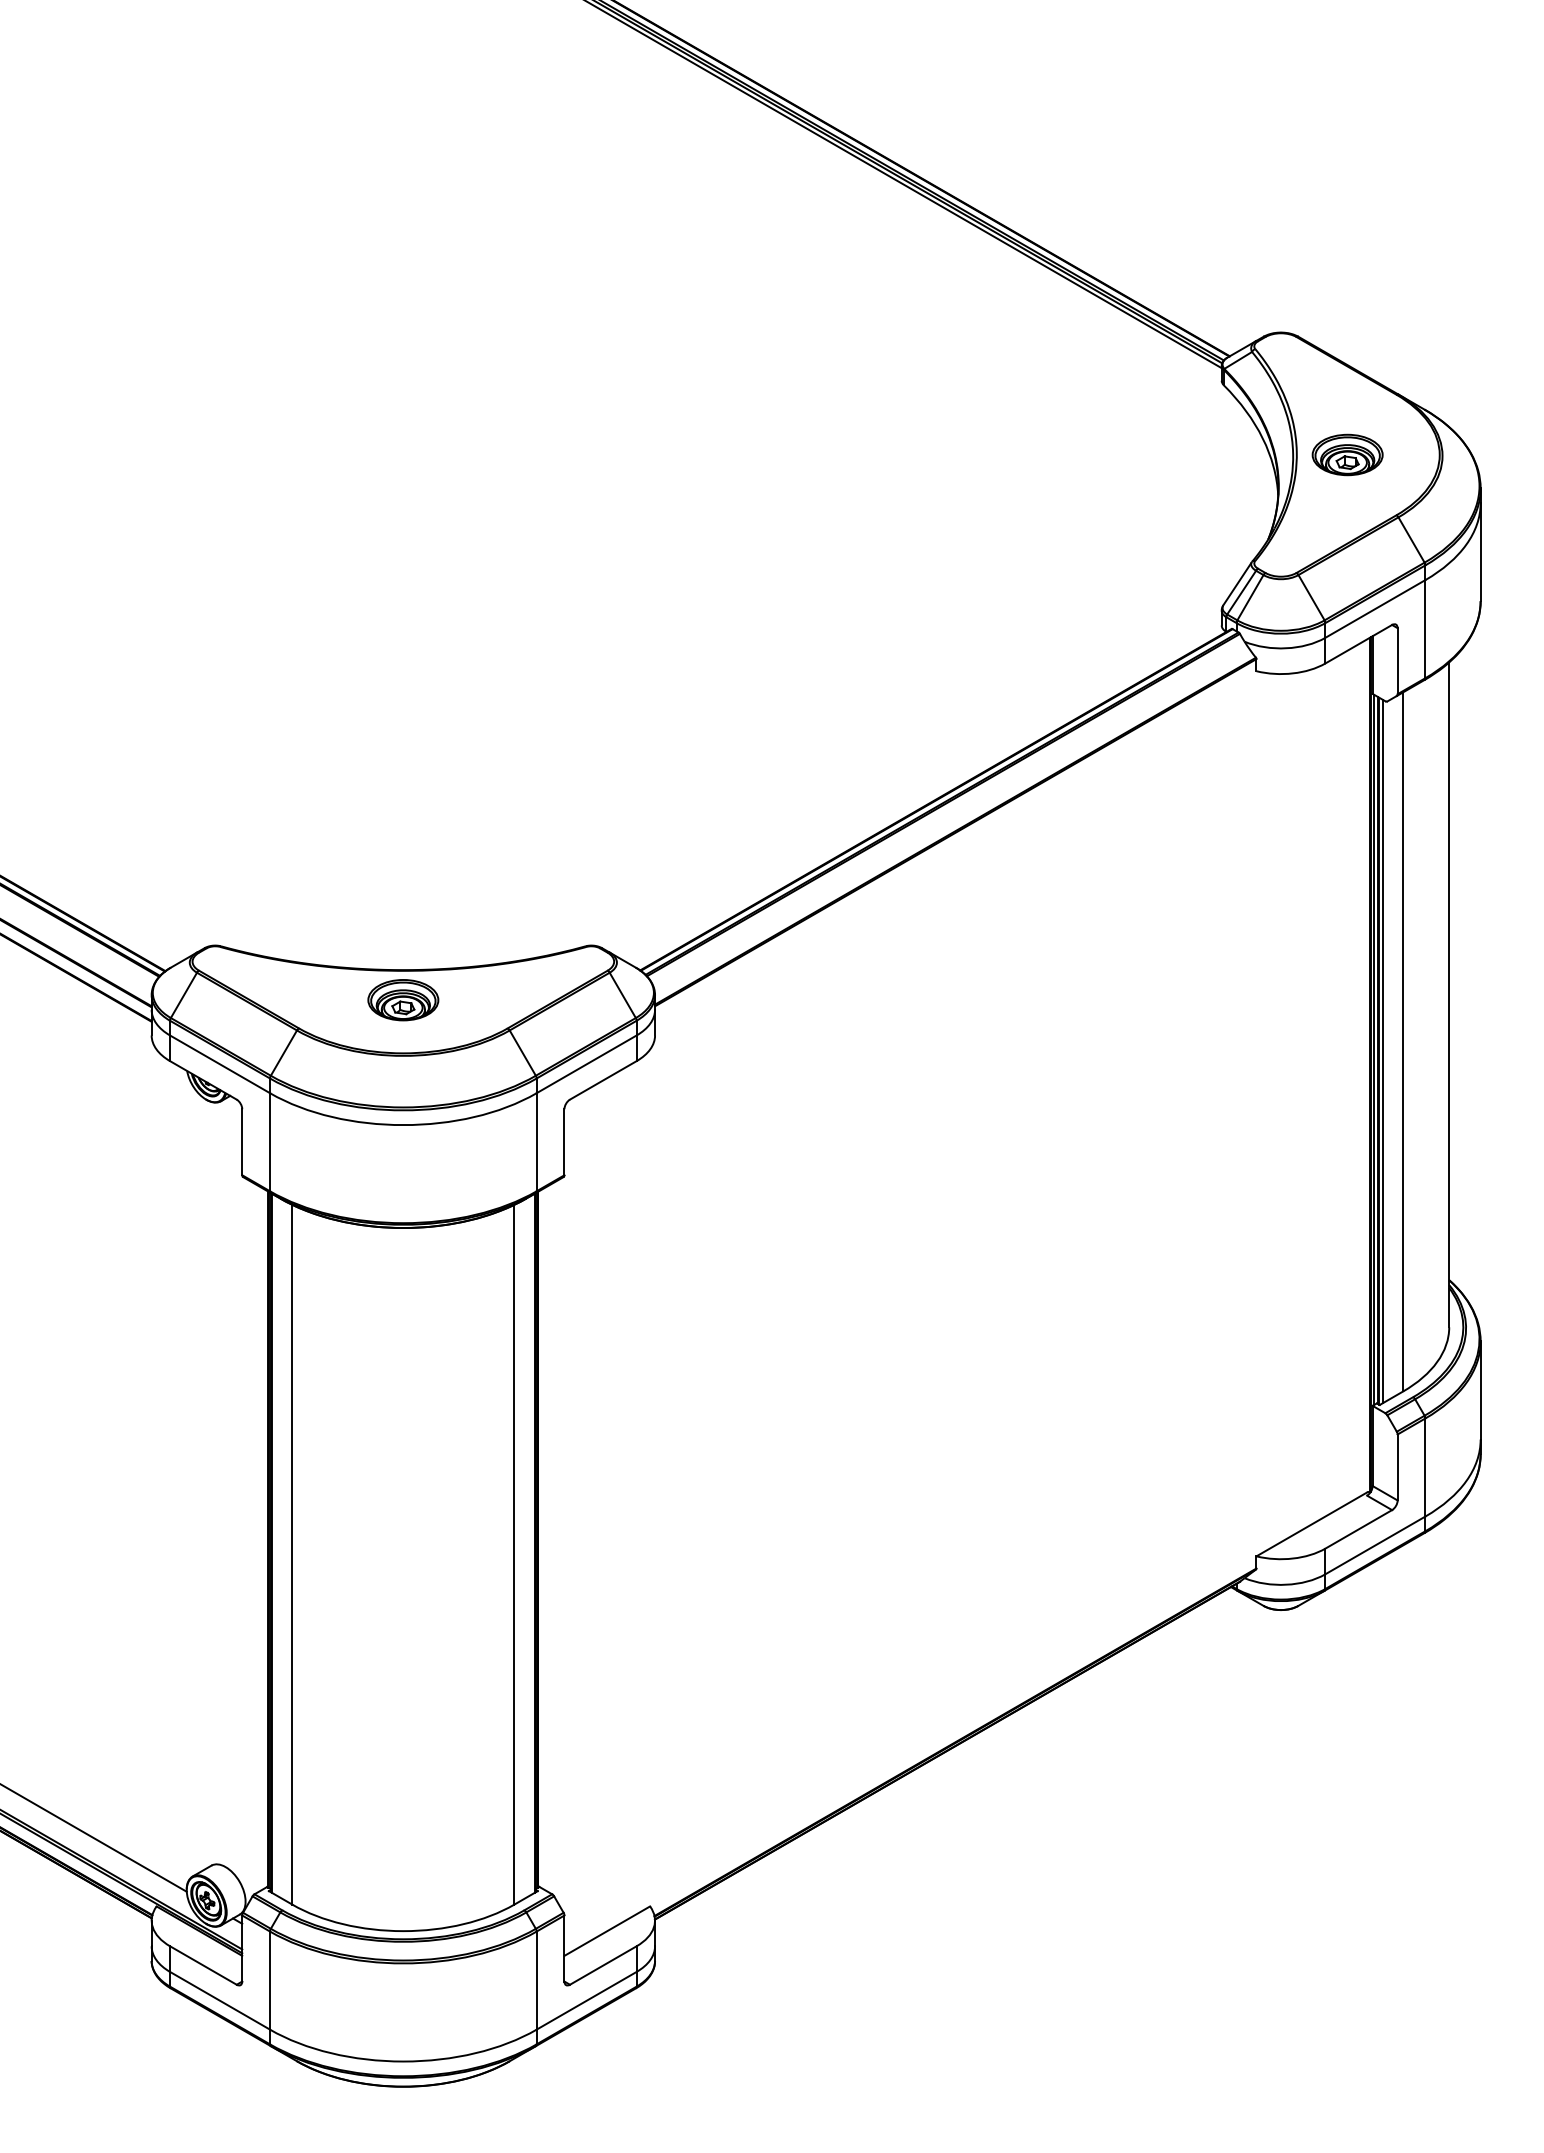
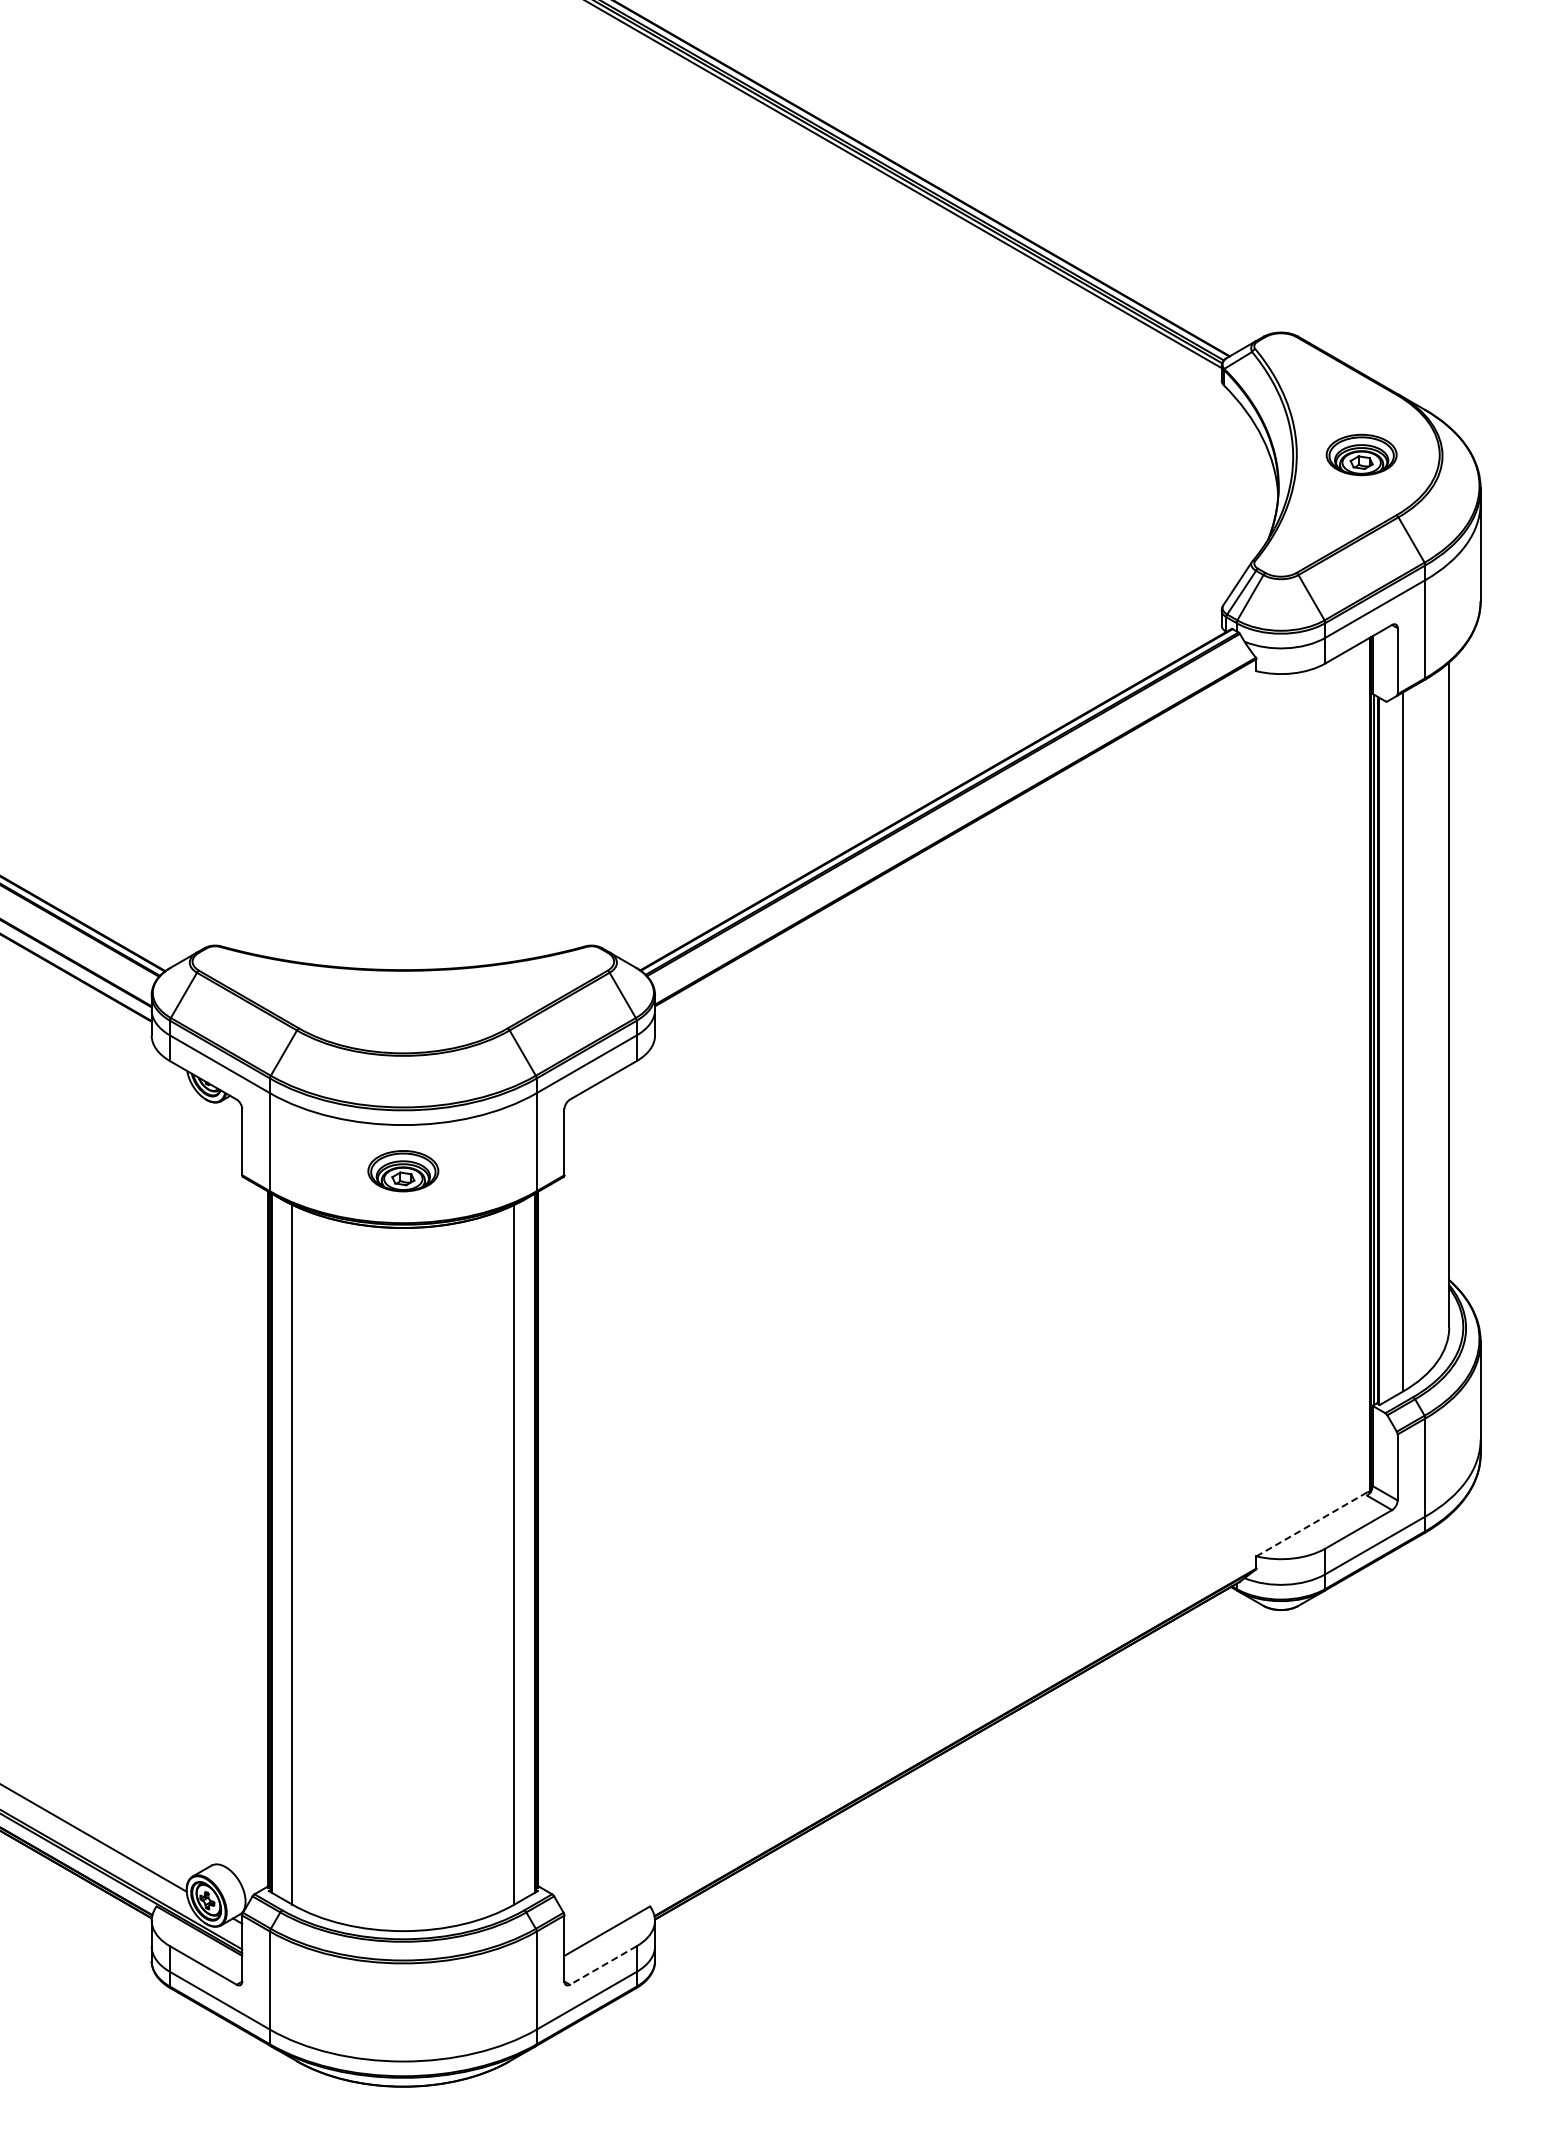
part position: (1347, 454) -> (1361, 454) (1361, 454)
part position: (403, 1000) -> (403, 1171) (403, 1171)
line: present -> none (1382, 1051)
line: solid -> dashed (1311, 1524)
line: solid -> dashed (602, 1965)
